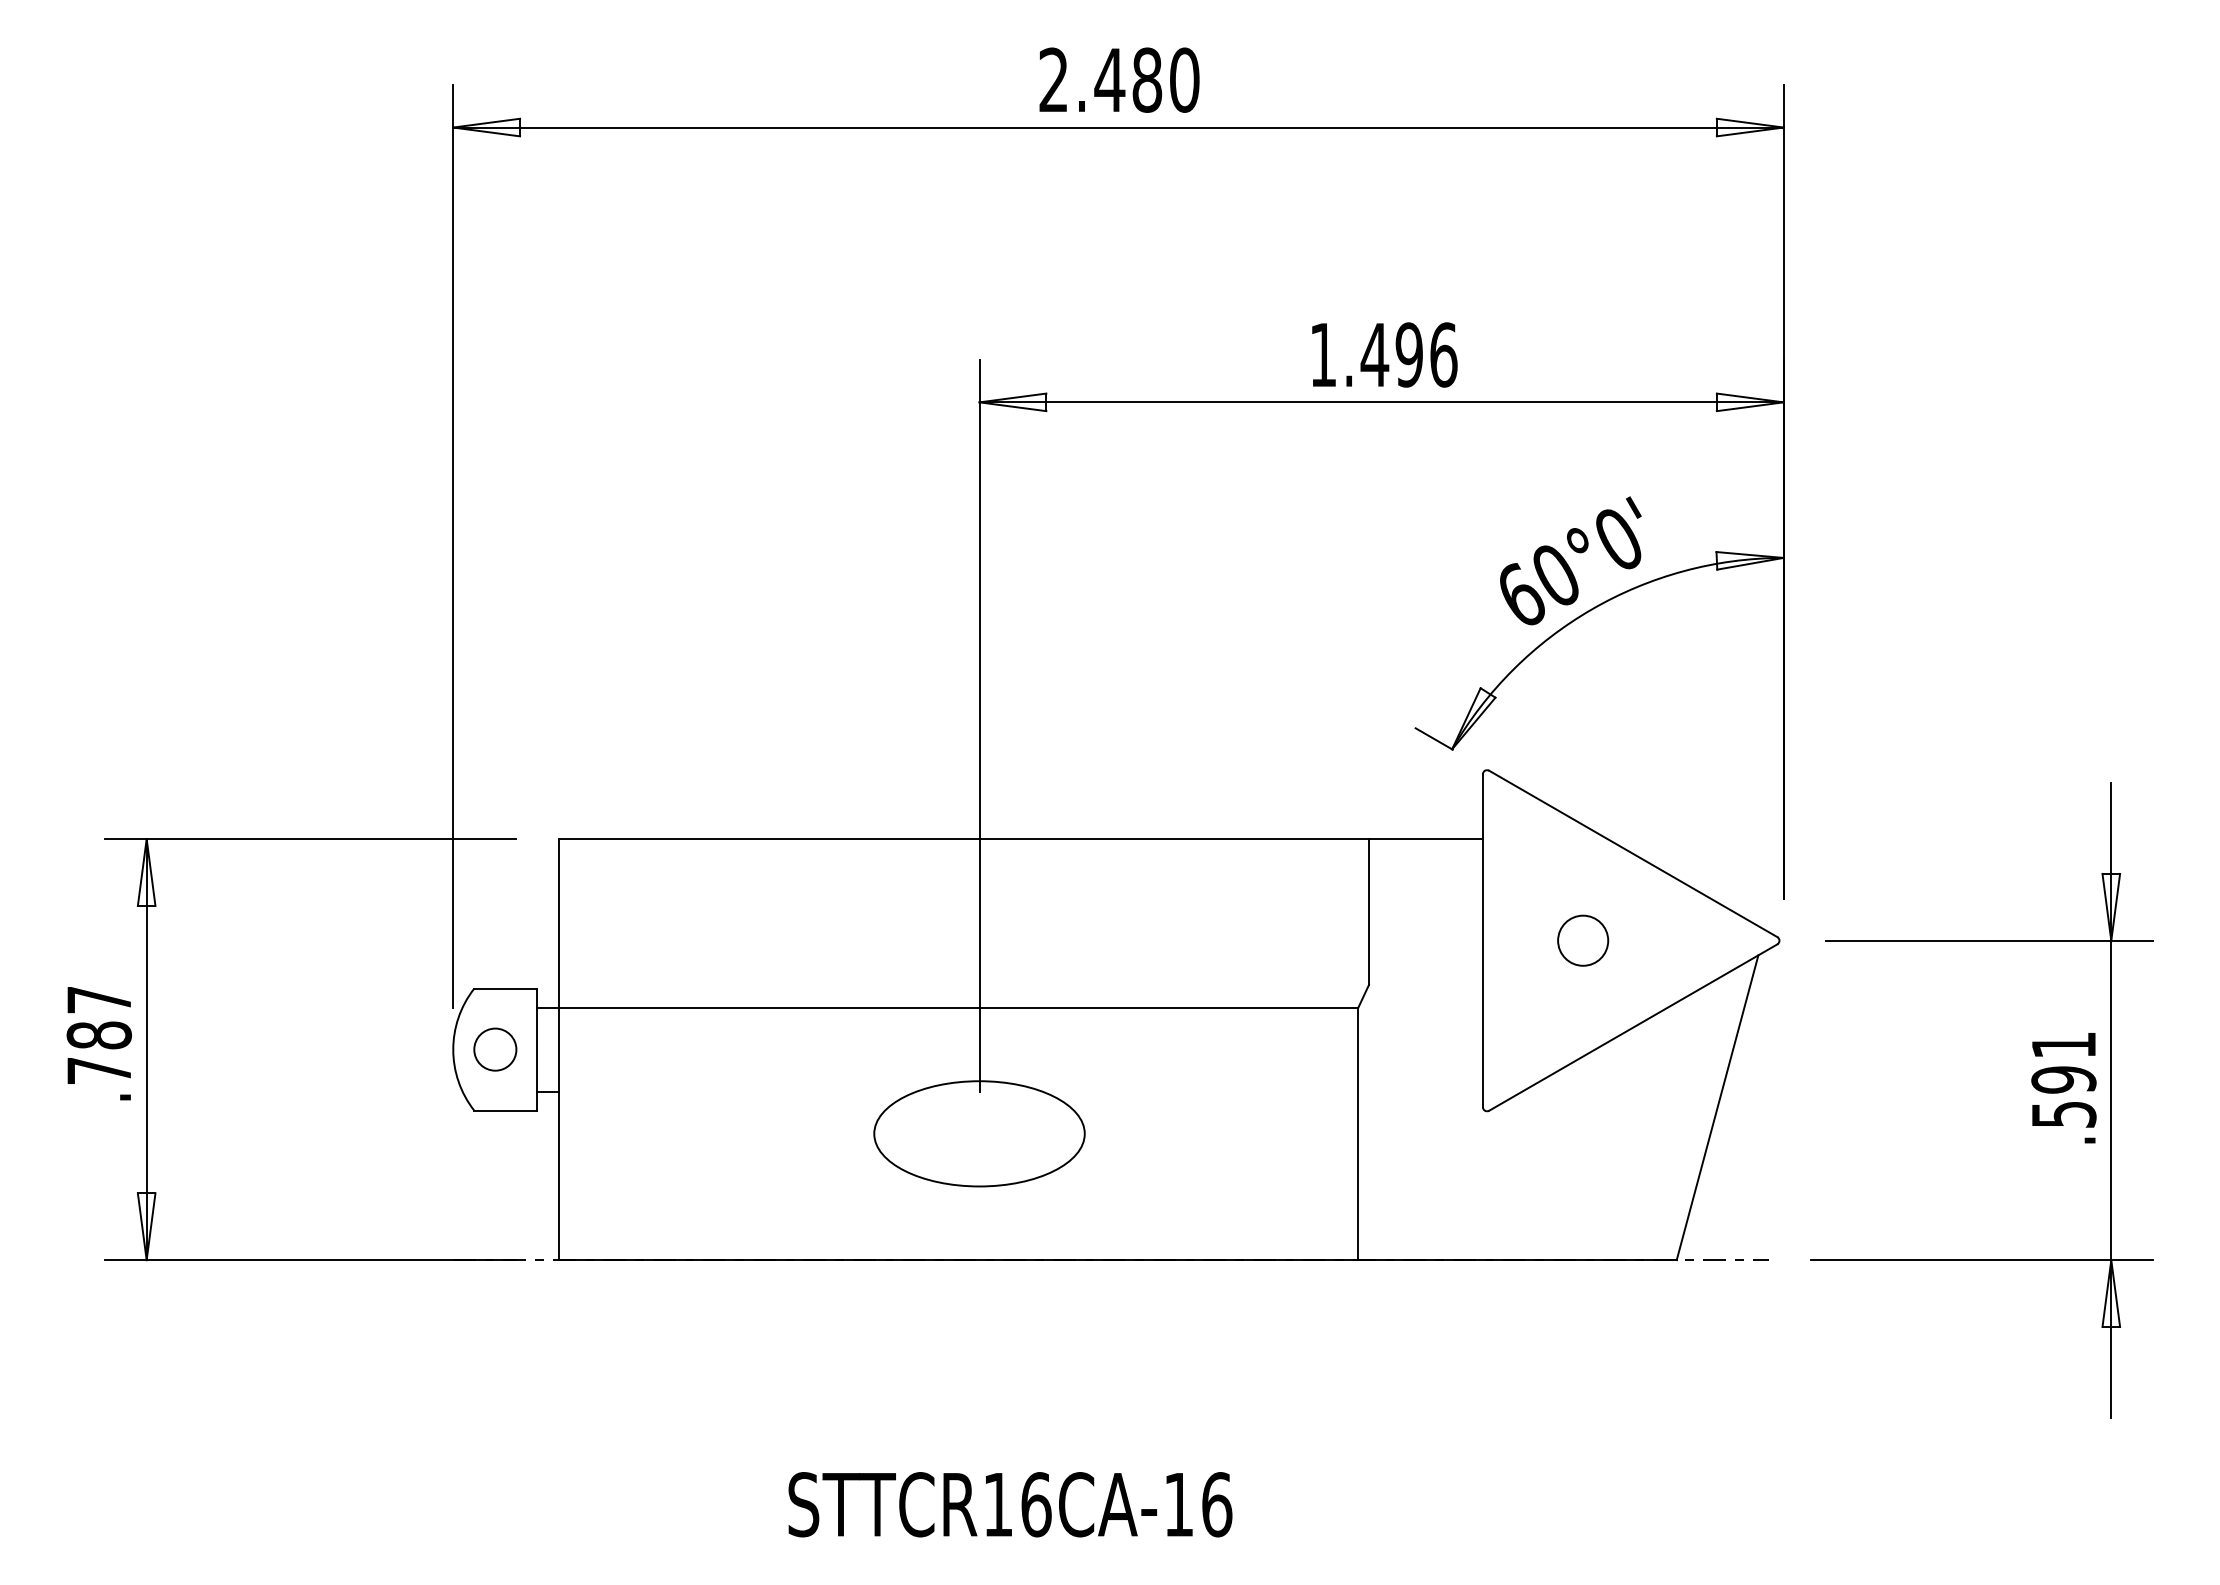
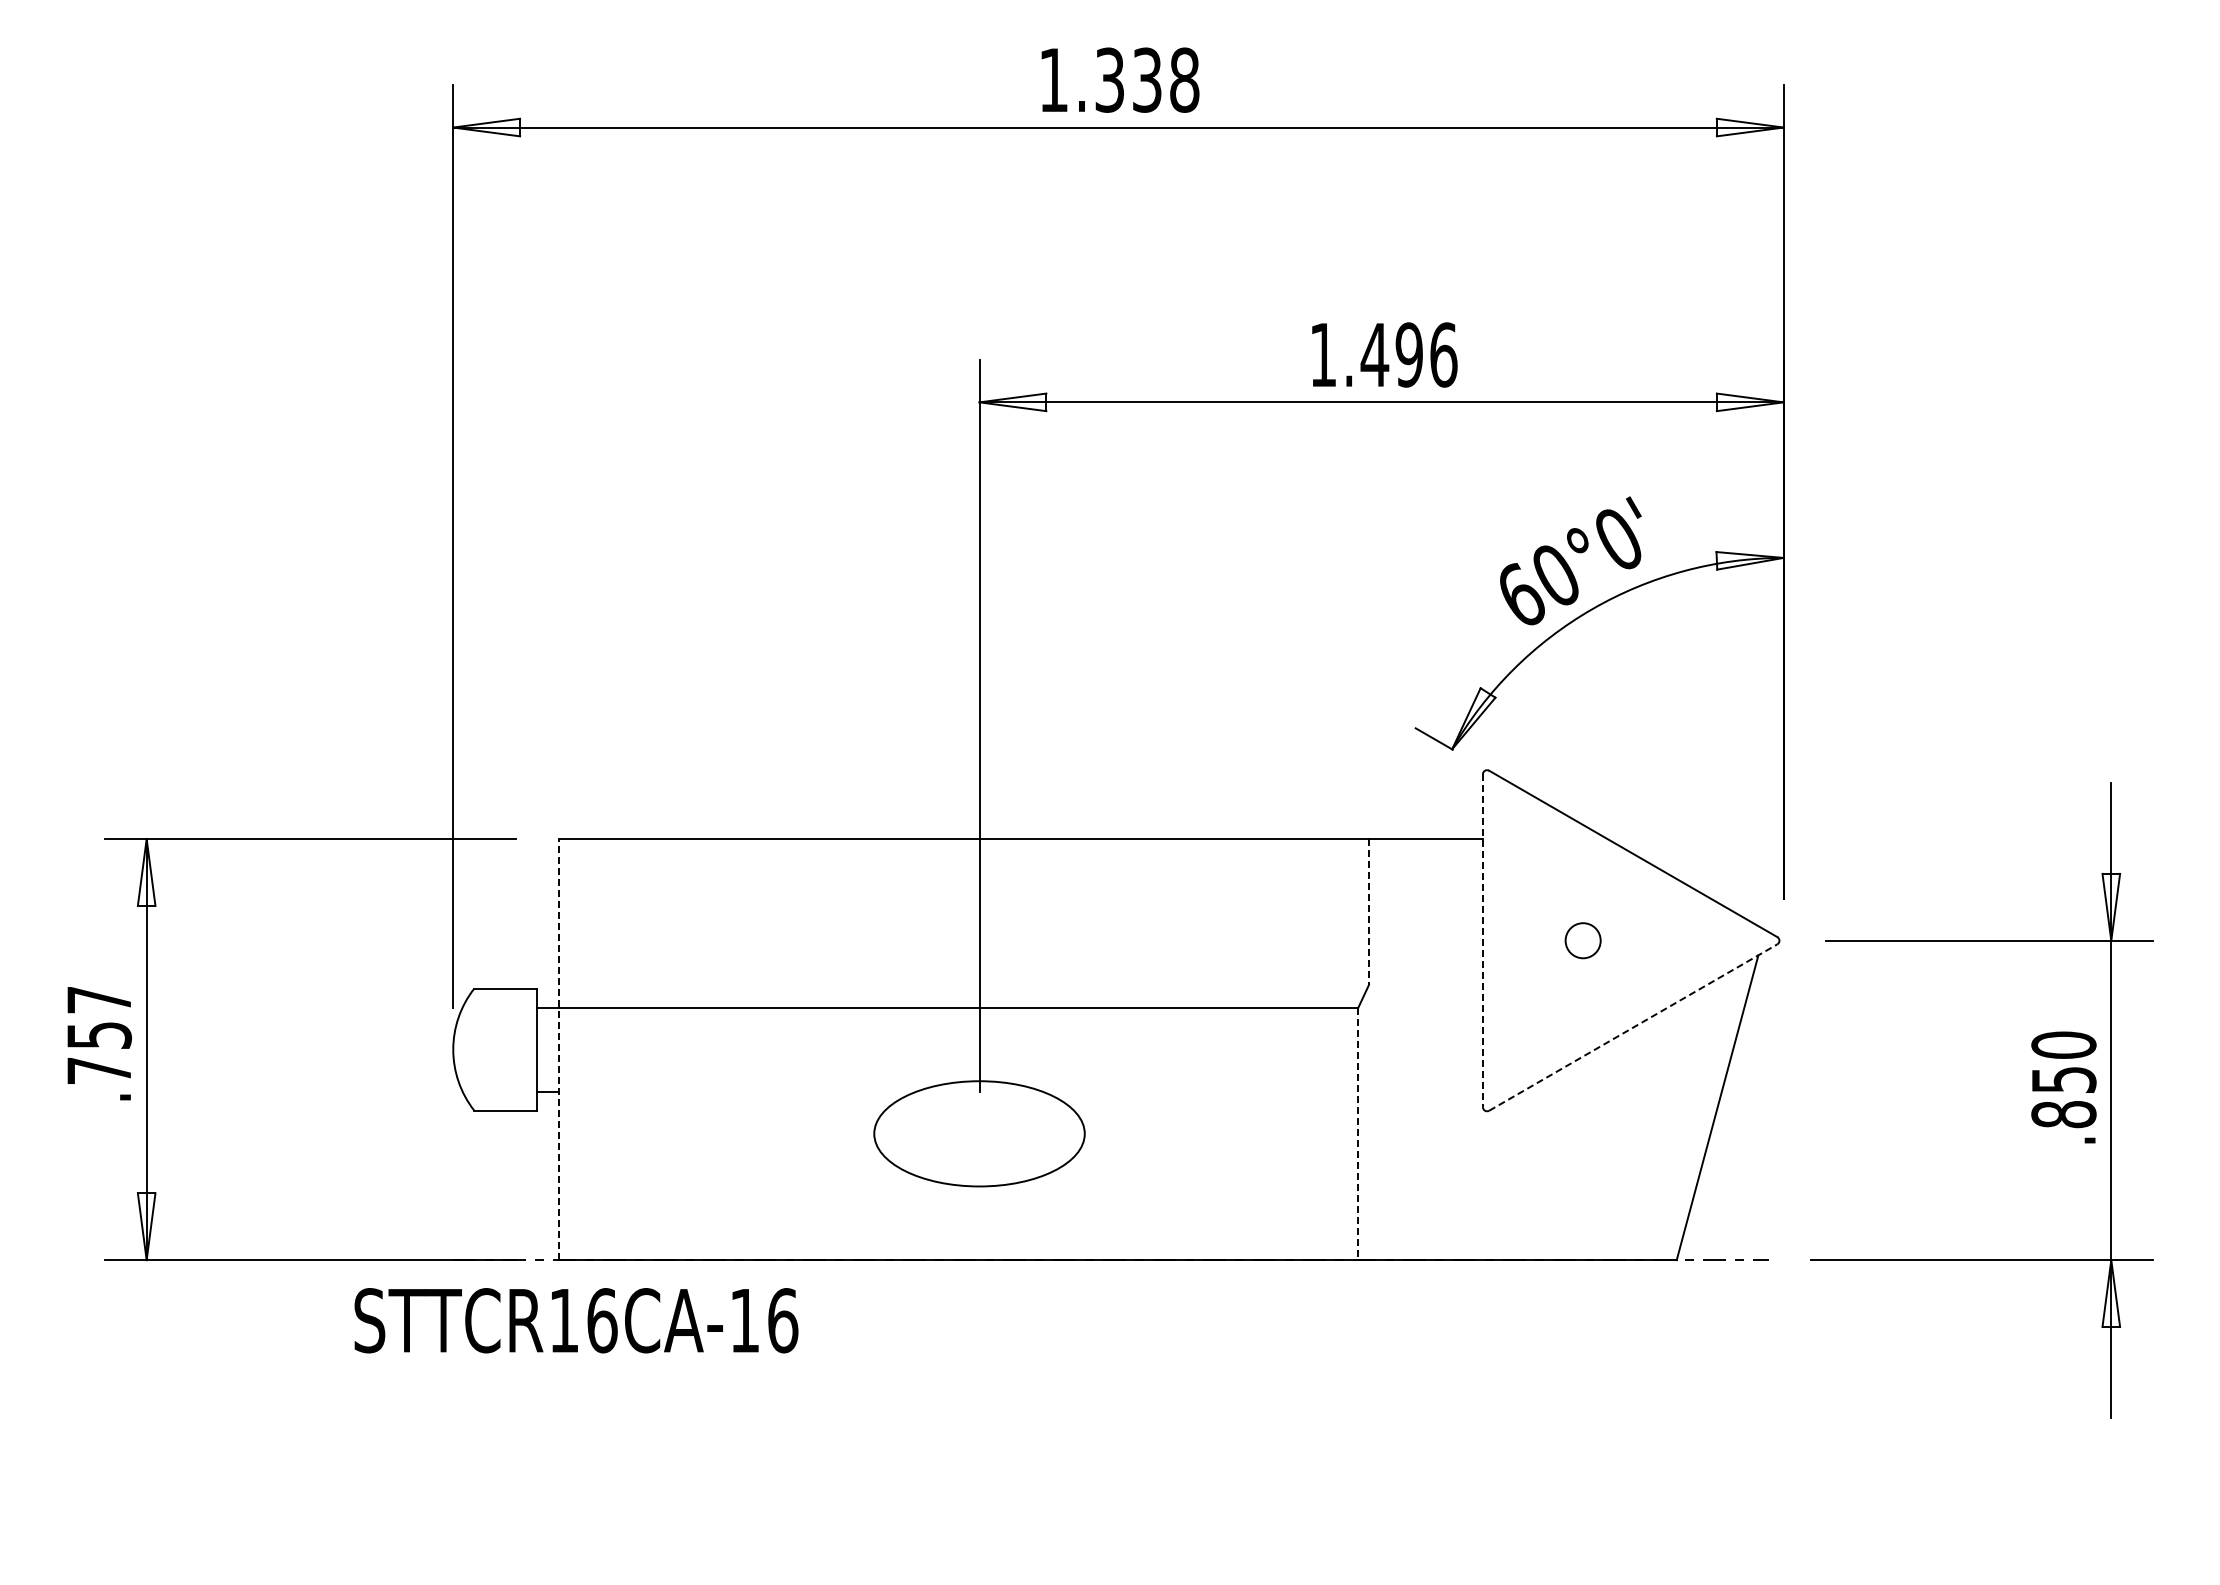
text: 2.480 -> 1.338 (1119, 79)
line: solid -> dashed (1368, 912)
circle diameter: 50 px -> 35 px (1582, 940)
line: solid -> dashed (1482, 941)
line: solid -> dashed (1633, 1027)
text: .787 -> .757 (99, 1035)
circle: present -> none (495, 1049)
line: solid -> dashed (558, 1049)
text: .591 -> .850 (2063, 1079)
line: solid -> dashed (1358, 1134)
text position: (1010, 1504) -> (576, 1320) (576, 1320)
